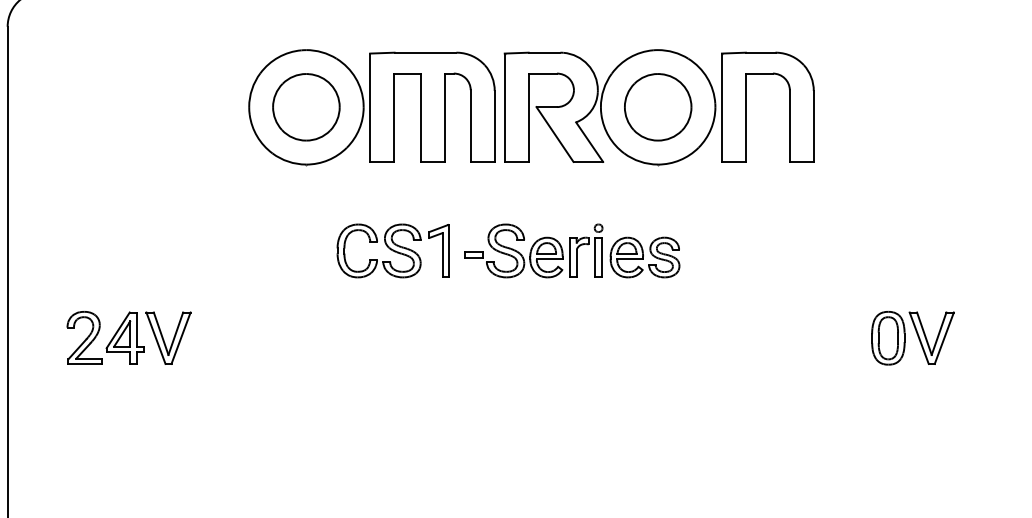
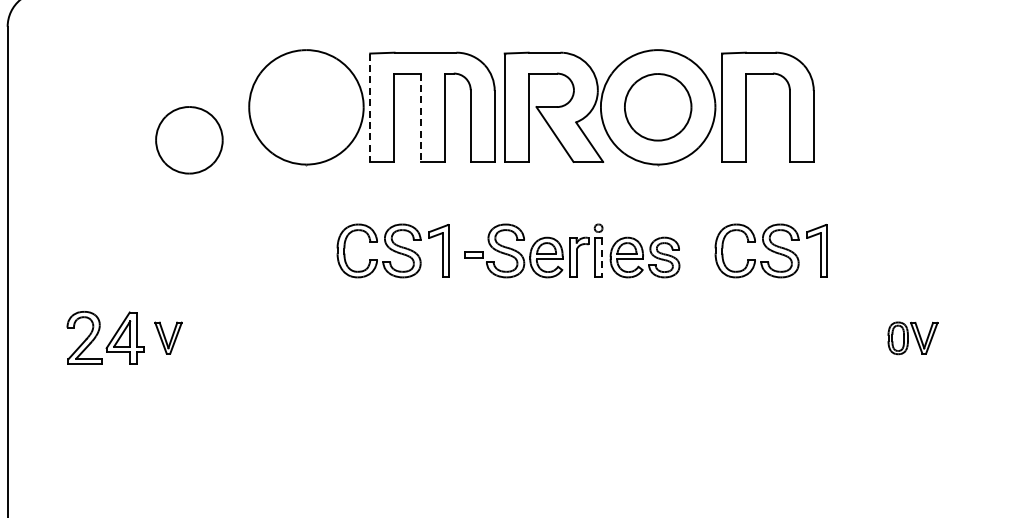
part position: (306, 107) -> (189, 140) (189, 140)
line: solid -> dashed (370, 108)
line: solid -> dashed (420, 118)
part: none -> present (770, 250)
line: solid -> dashed (601, 258)
part size: 47x54 px -> 29x34 px (168, 337)
part size: 84x55 px -> 52x35 px (912, 338)
